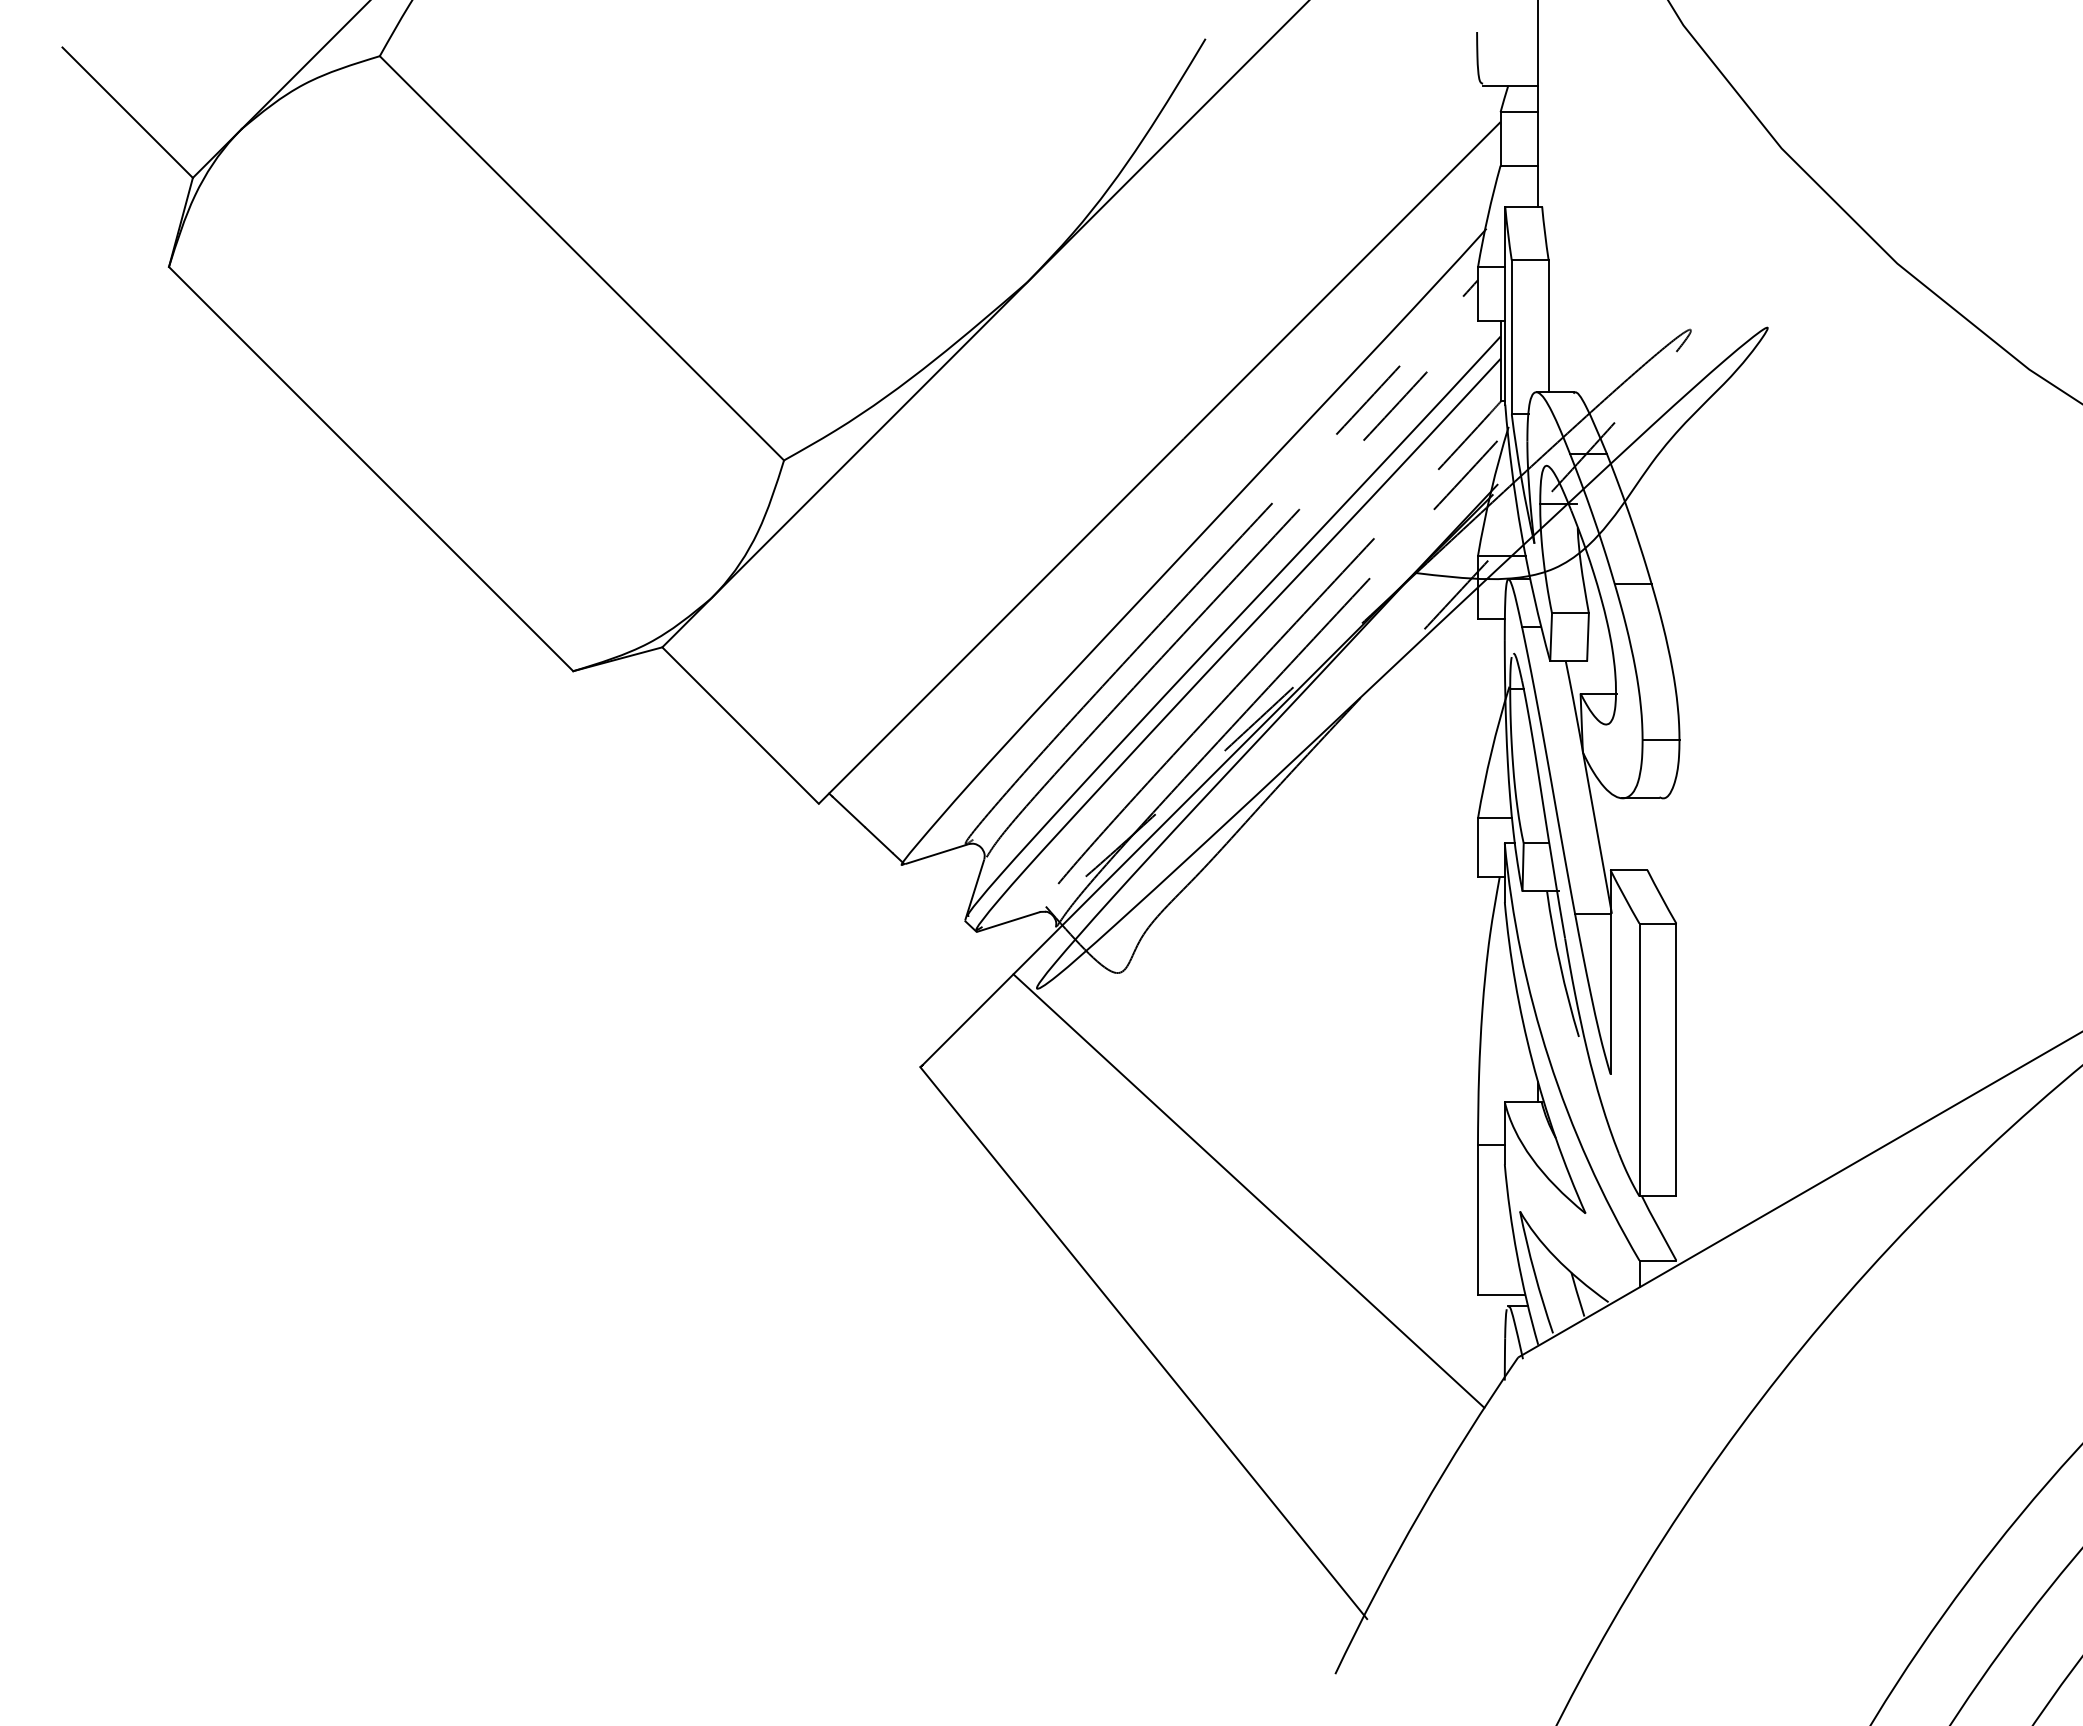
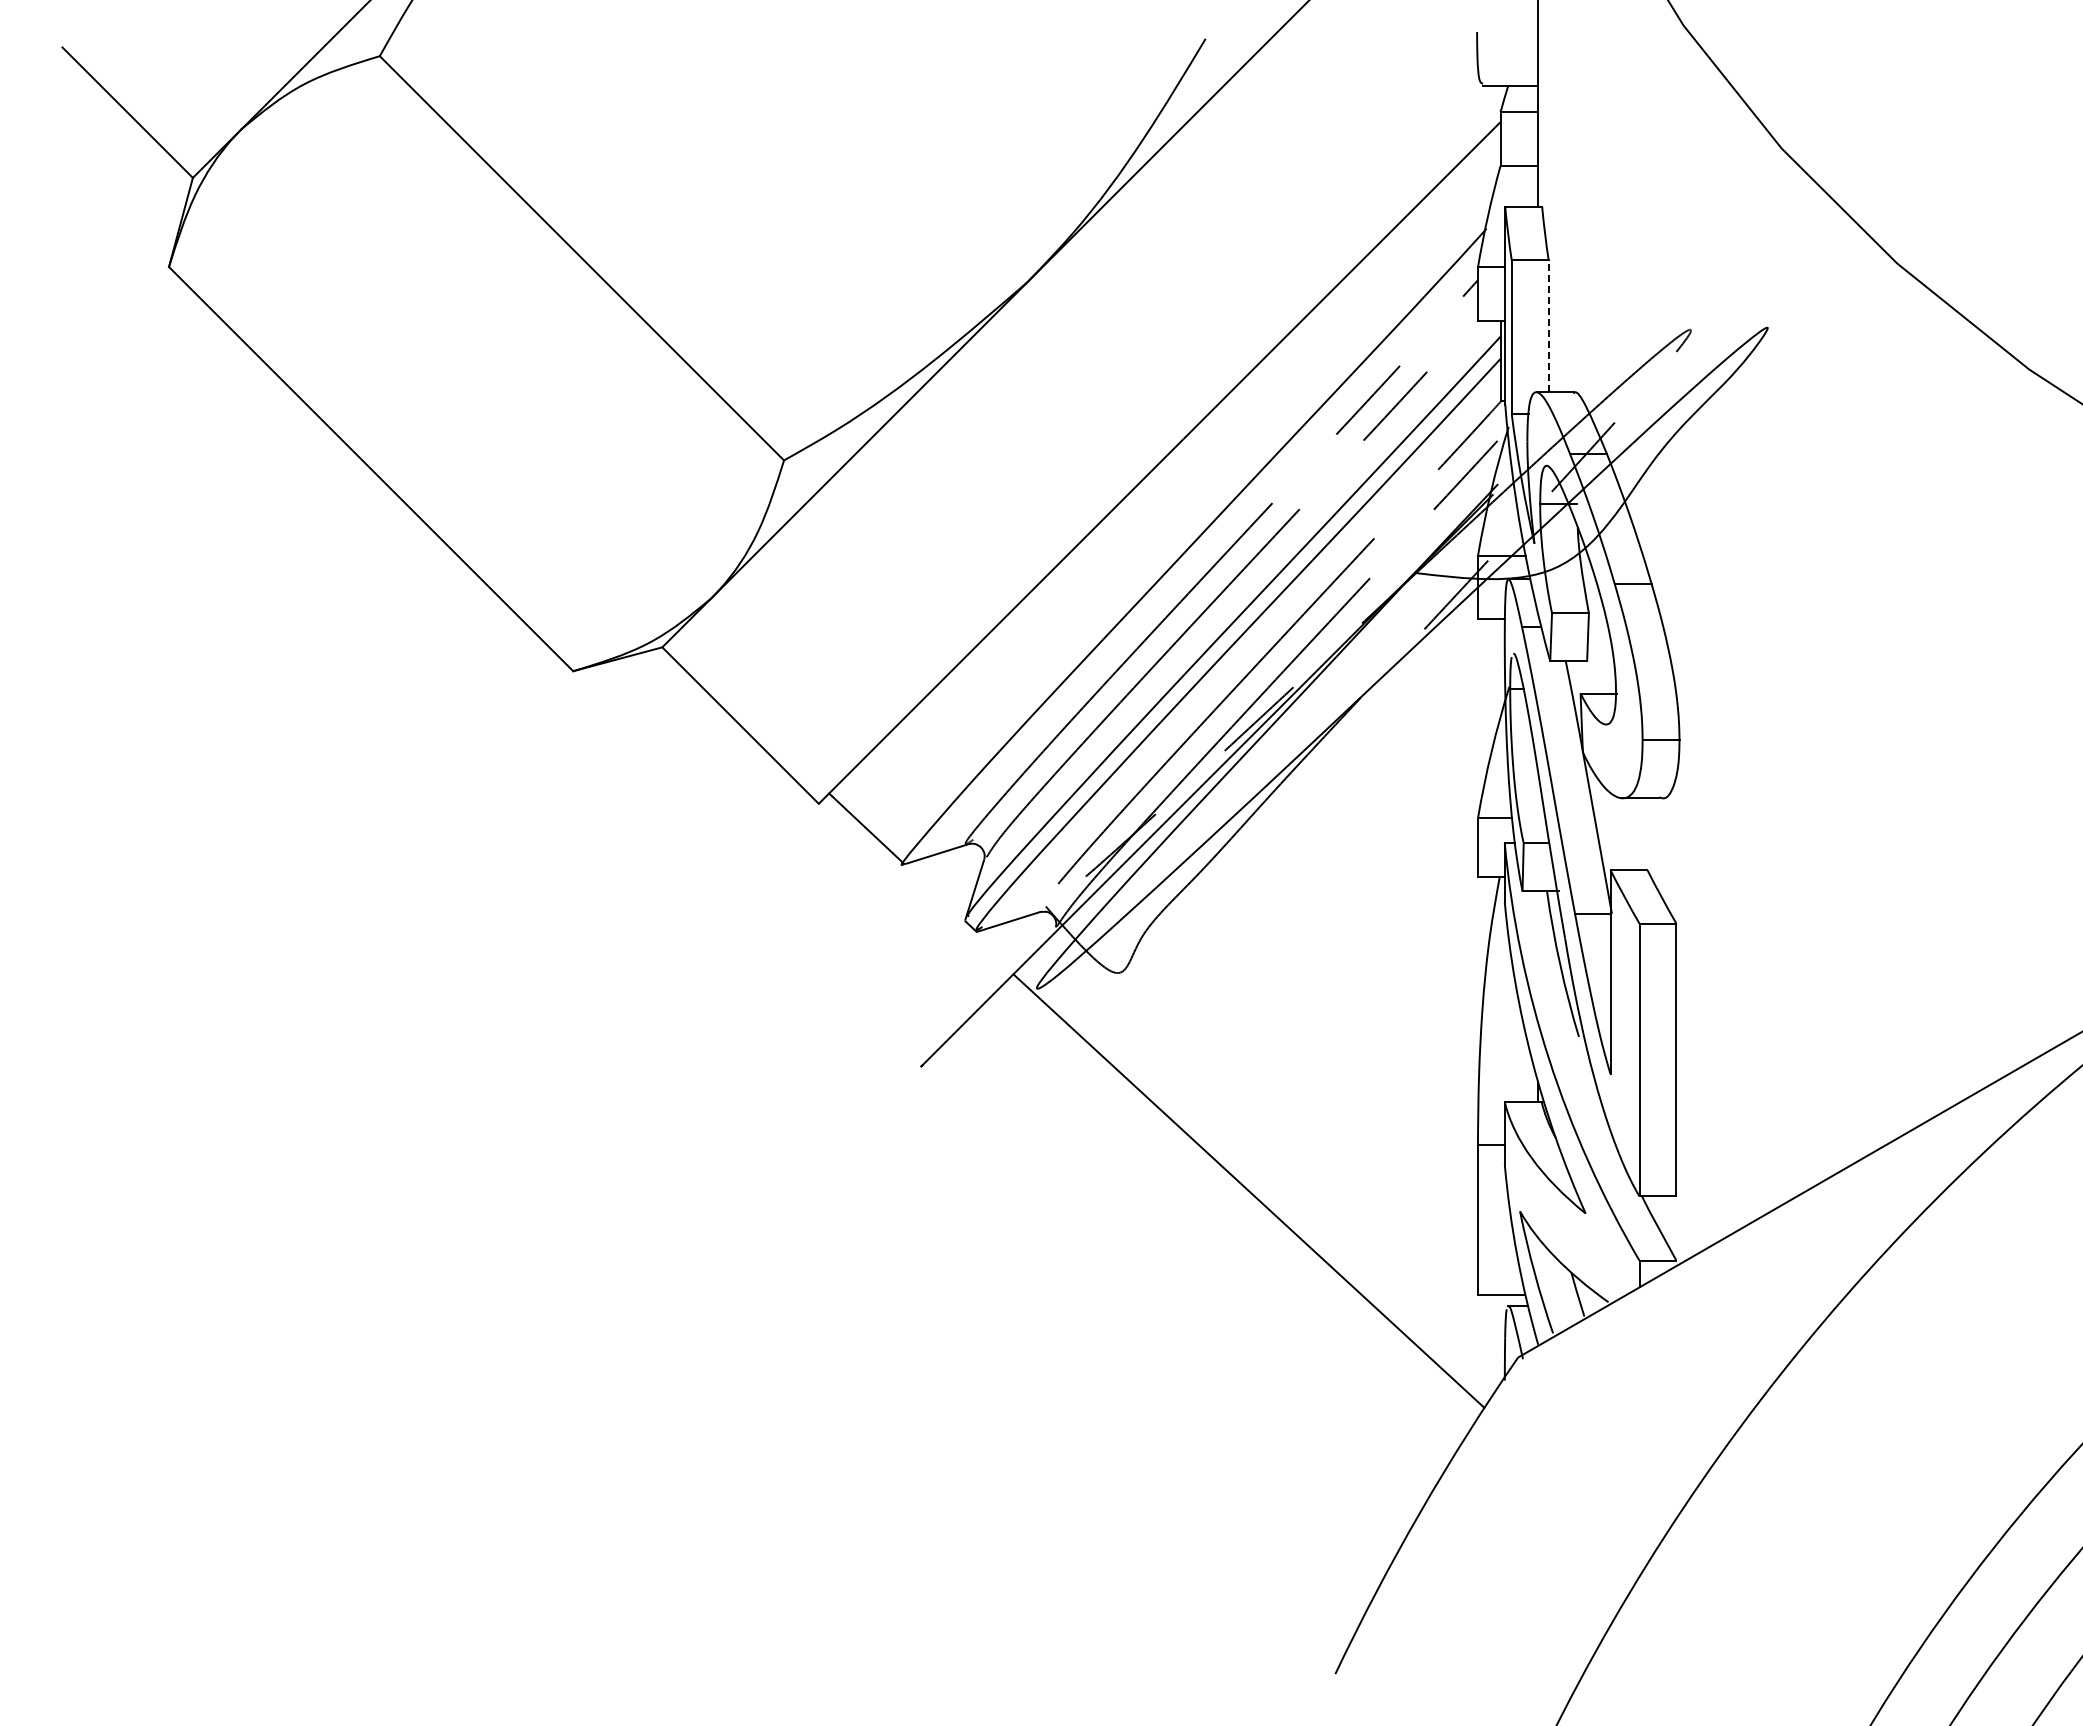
line: solid -> dashed (1548, 325)
line: present -> none (1143, 1343)
